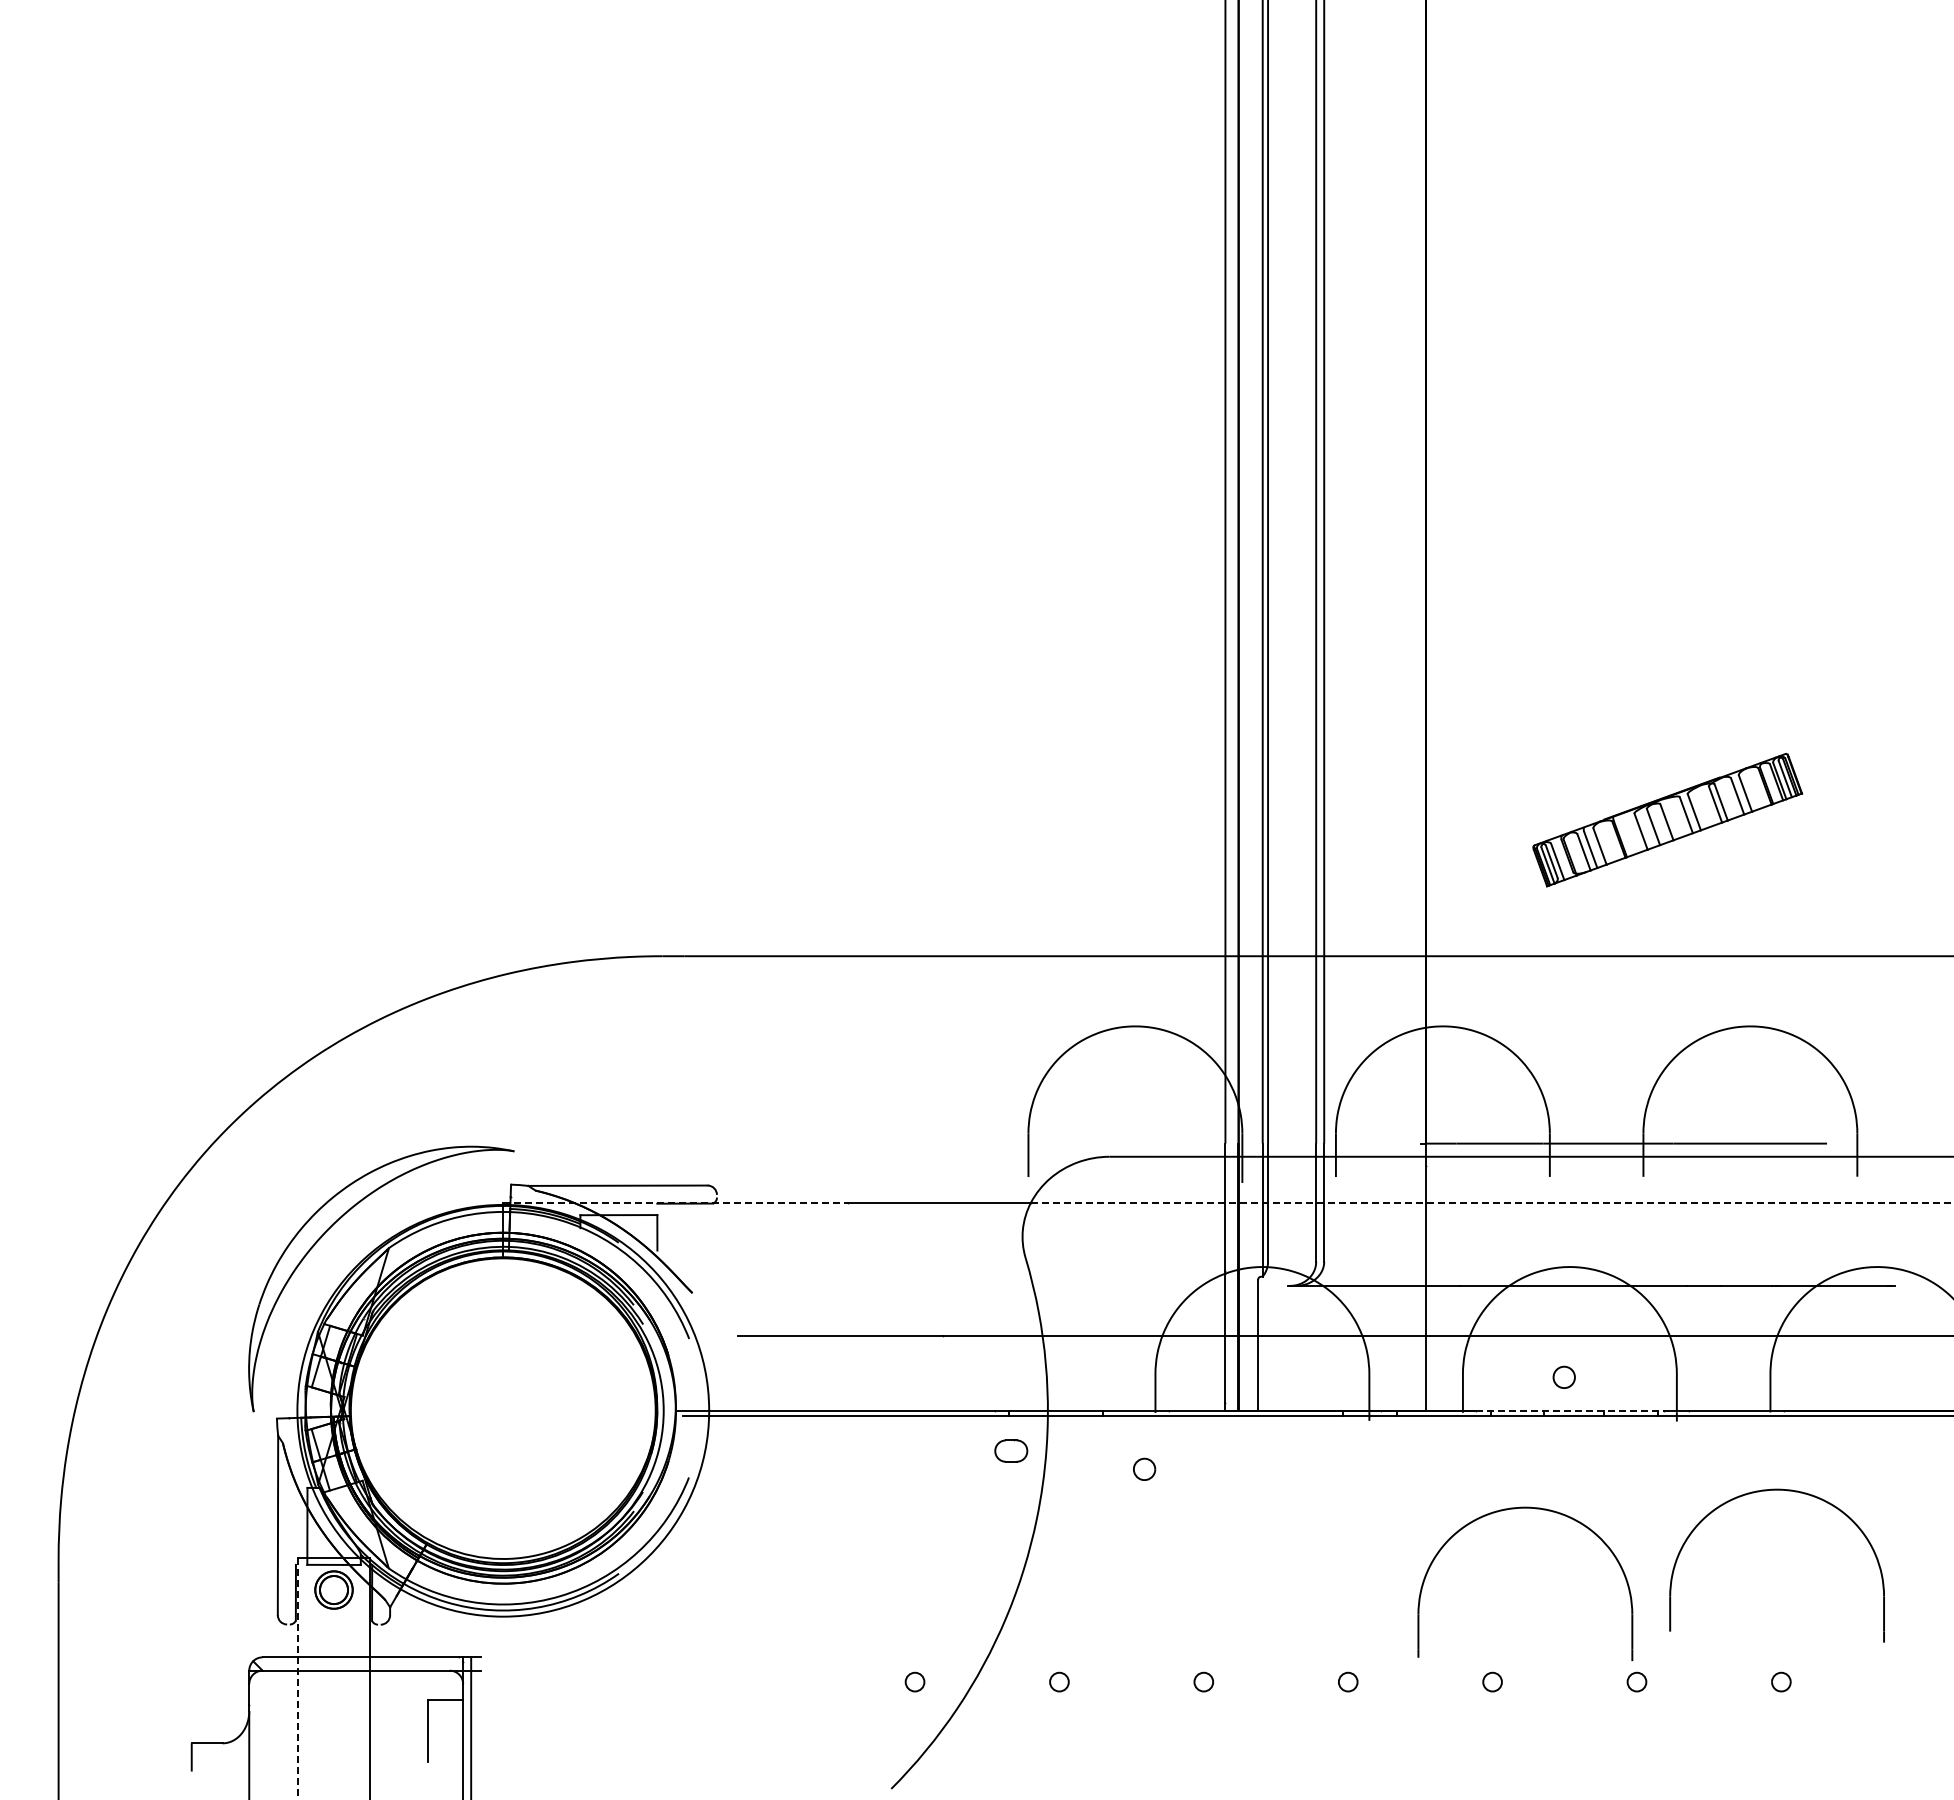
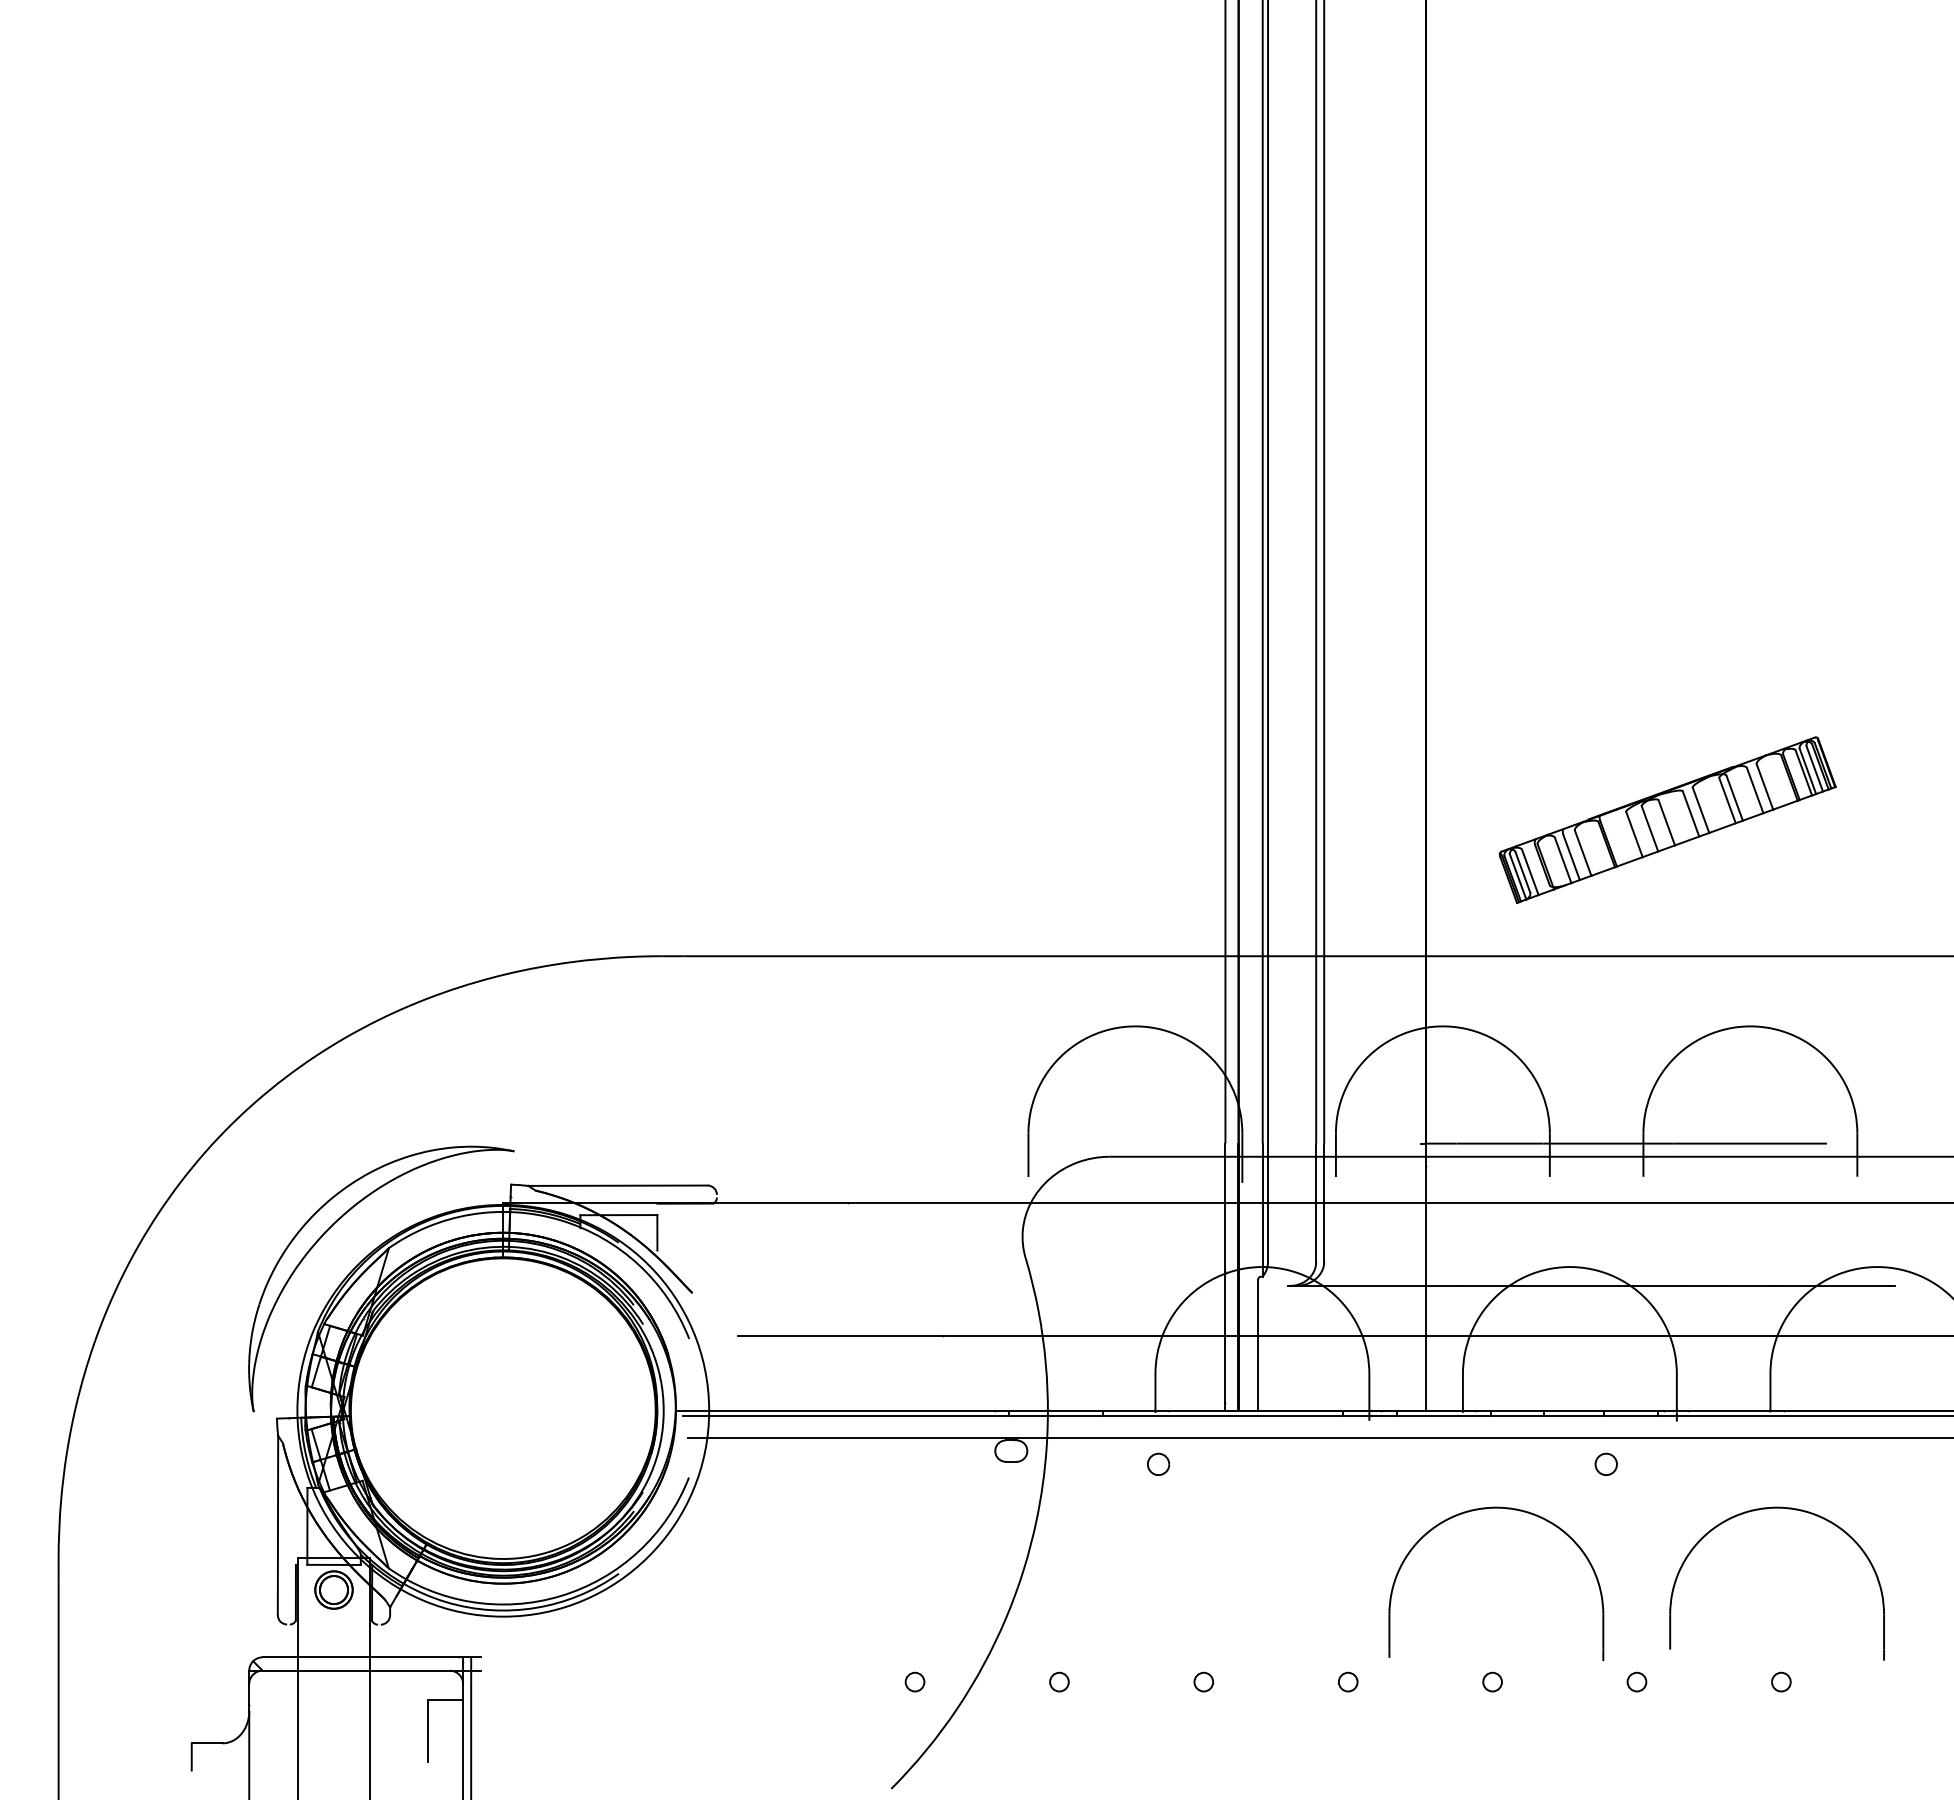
part size: 272x135 px -> 339x168 px (1667, 819)
line: dashed -> solid (675, 1202)
line: dashed -> solid (1492, 1202)
circle position: (1563, 1376) -> (1605, 1463) (1605, 1463)
line: dashed -> solid (1570, 1411)
line: none -> present (1318, 1437)
part position: (1144, 1468) -> (1158, 1463) (1158, 1463)
part position: (1766, 1491) -> (1766, 1509) (1766, 1509)
part position: (1535, 1509) -> (1506, 1509) (1506, 1509)
line: dashed -> solid (297, 1679)
